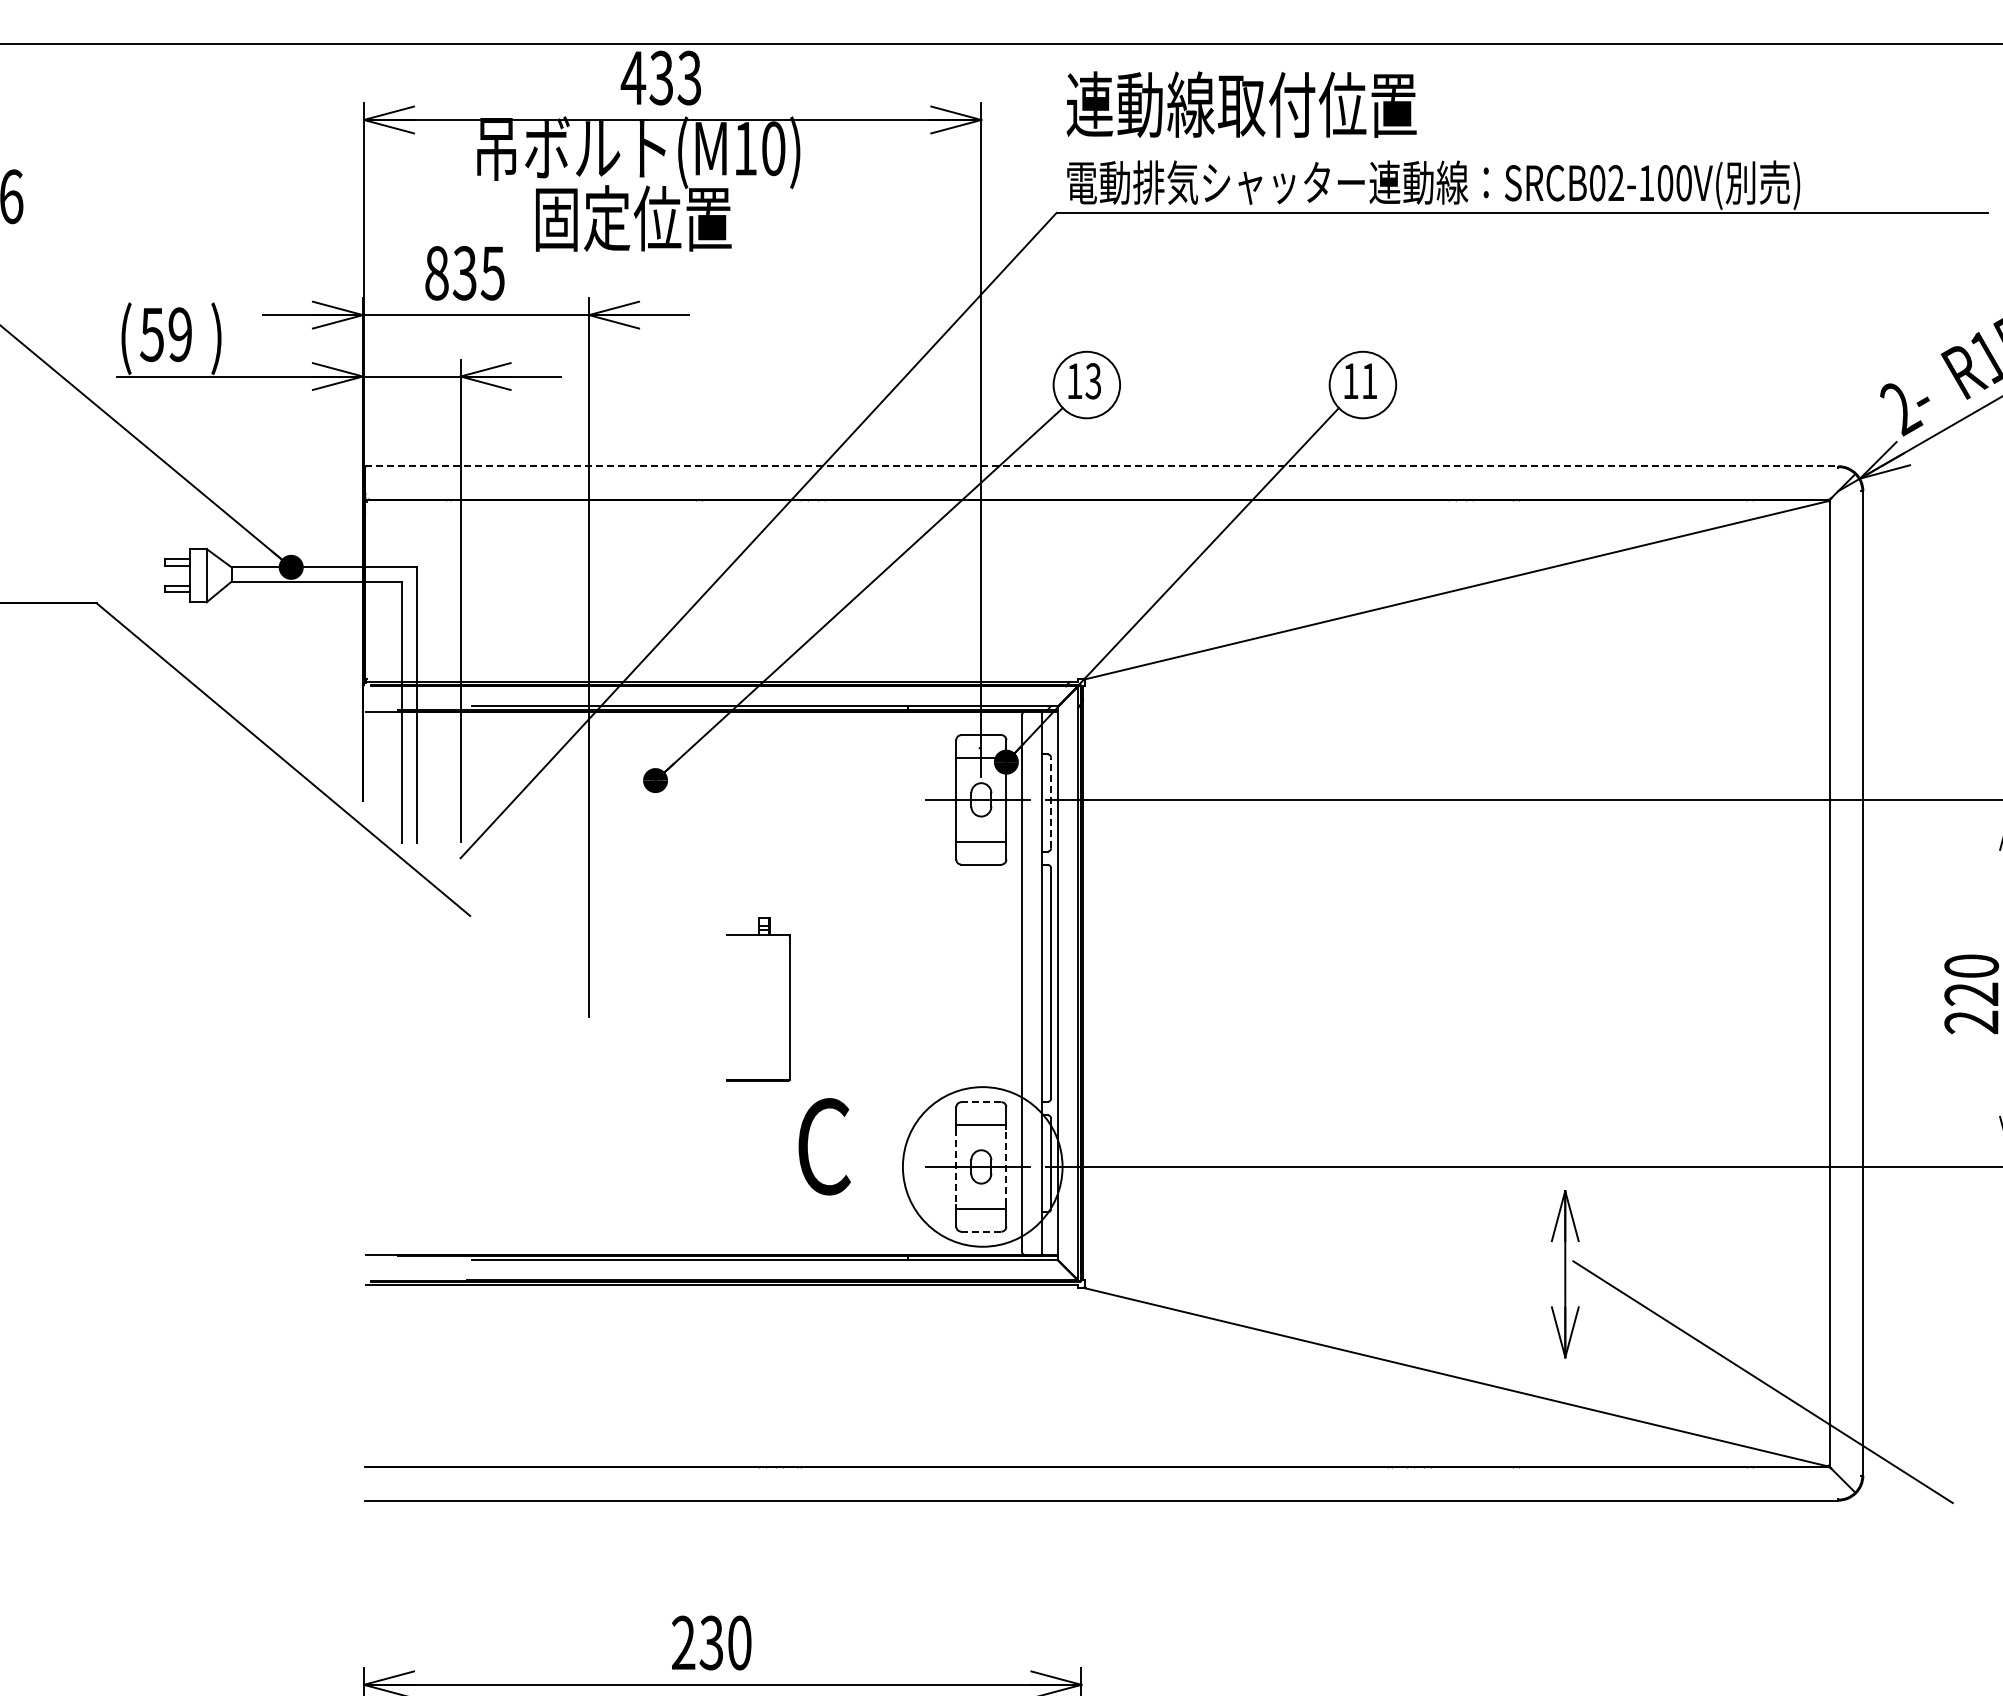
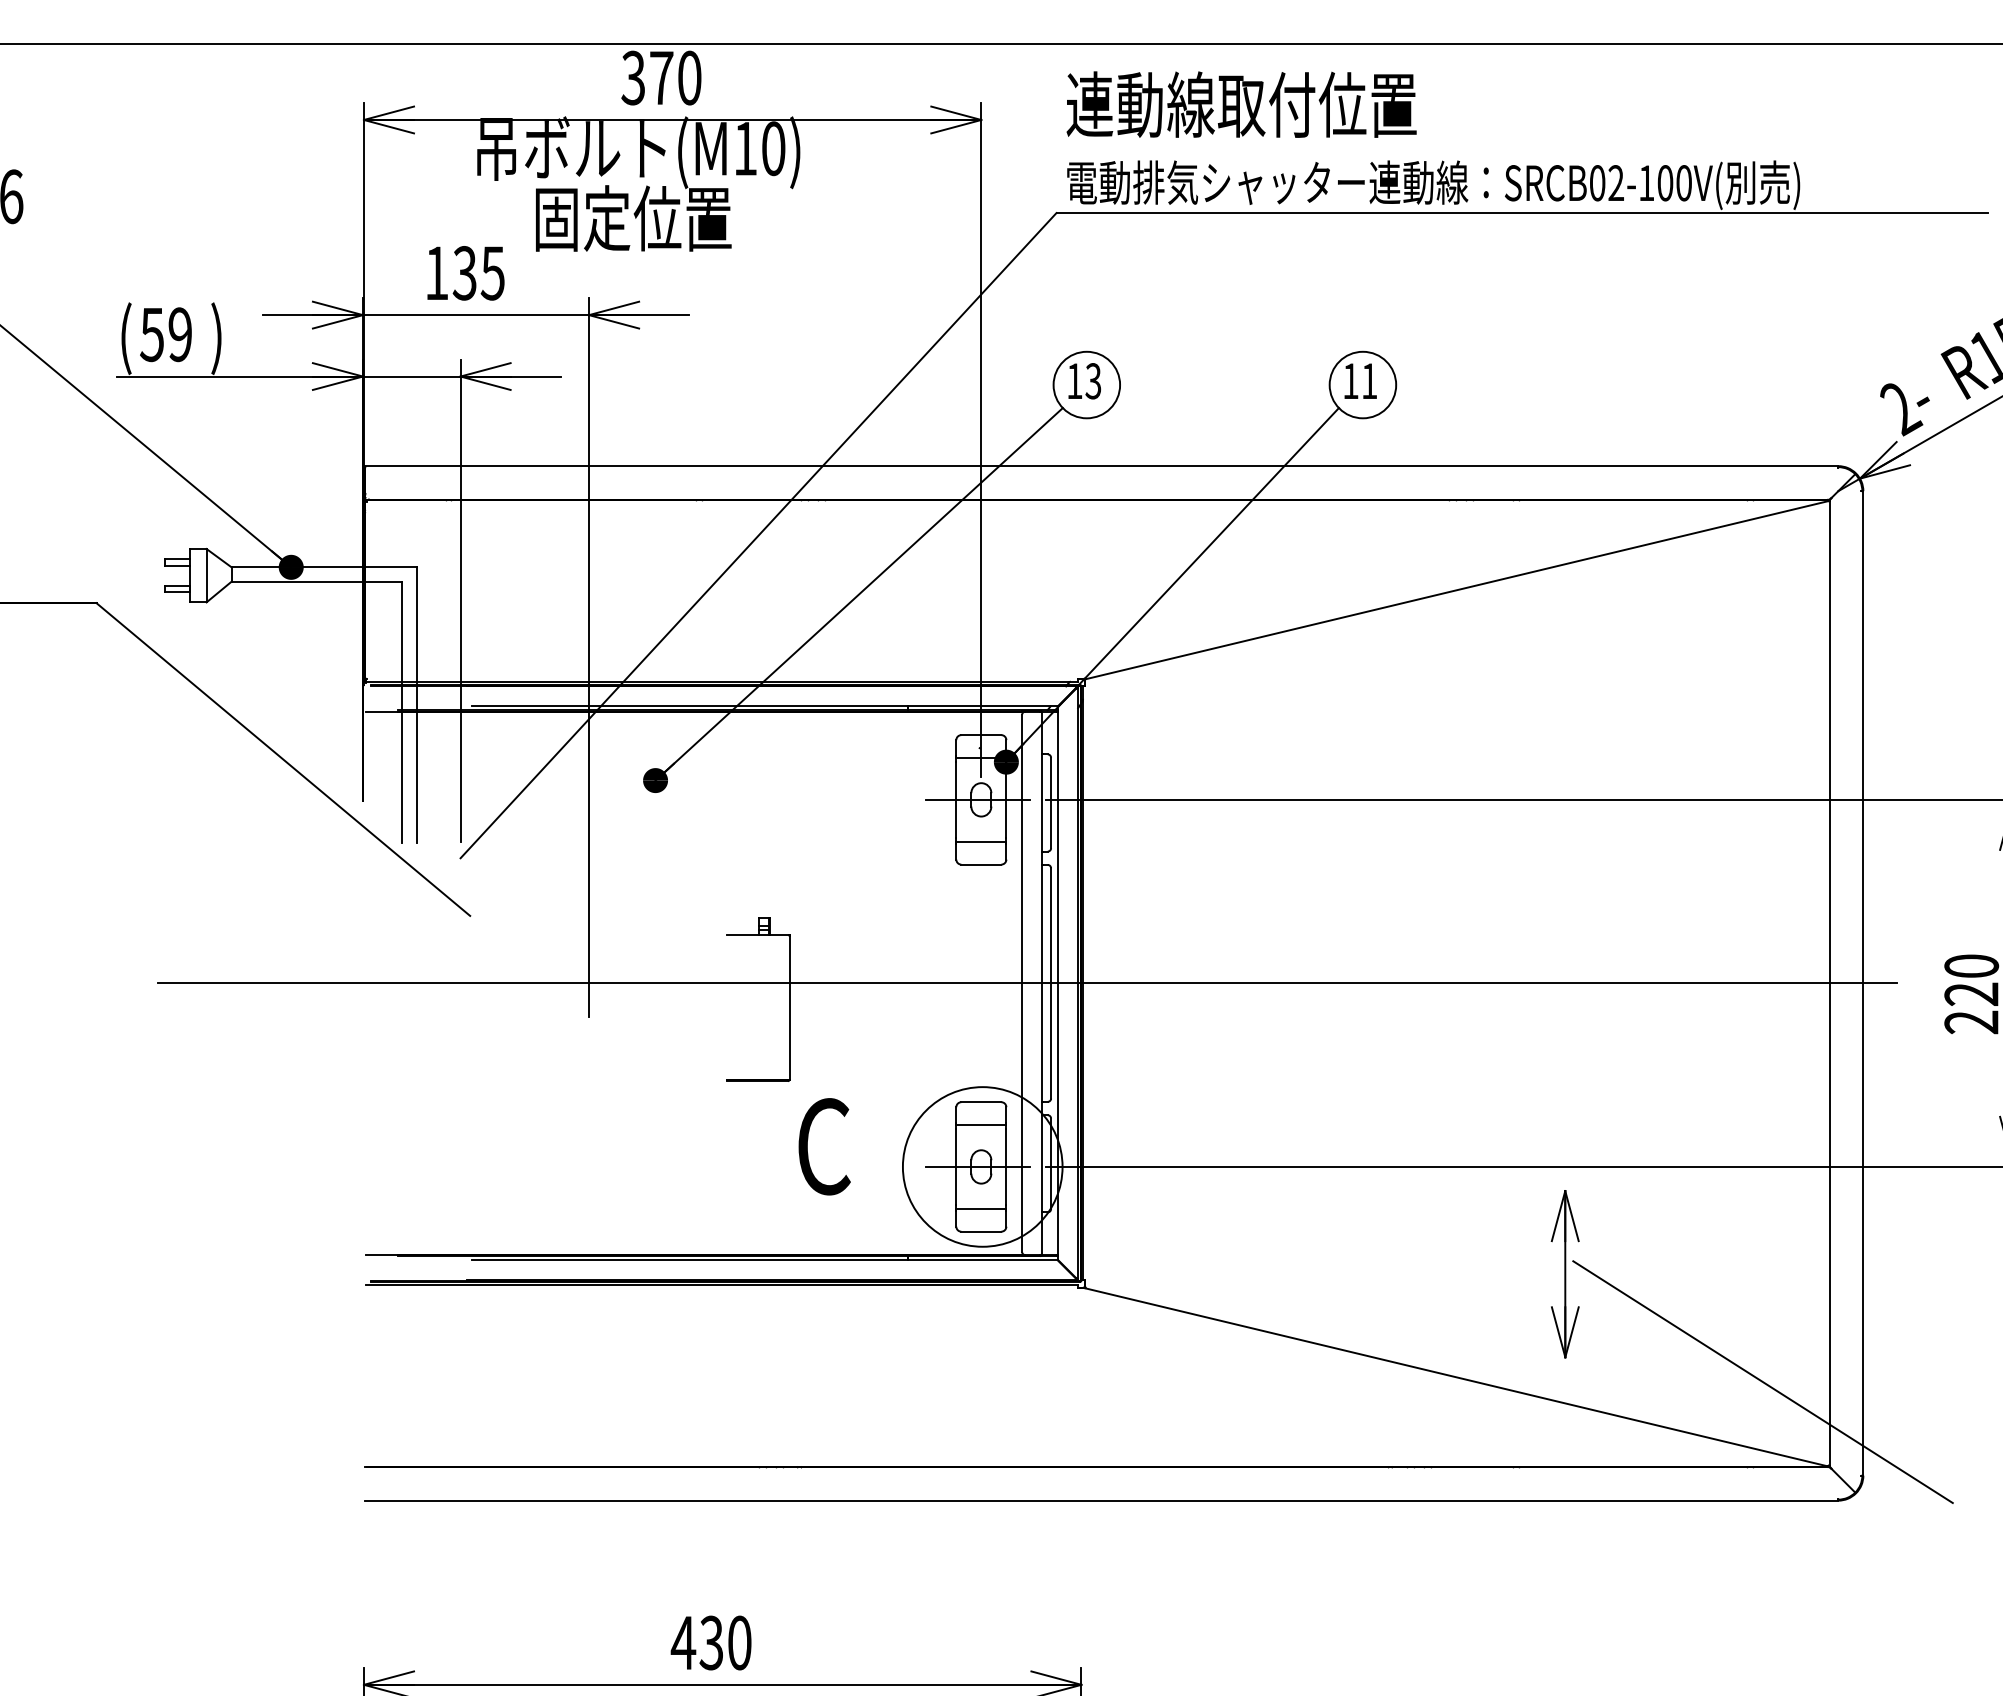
text: 433 -> 370 (660, 77)
text: 835 -> 135 (436, 273)
line: dashed -> solid (1101, 466)
line: dashed -> solid (1051, 802)
line: none -> present (1027, 983)
line: dashed -> solid (980, 1102)
line: dashed -> solid (956, 1166)
line: dashed -> solid (1006, 1166)
line: dashed -> solid (981, 1231)
text: 230 -> 430 (683, 1642)
